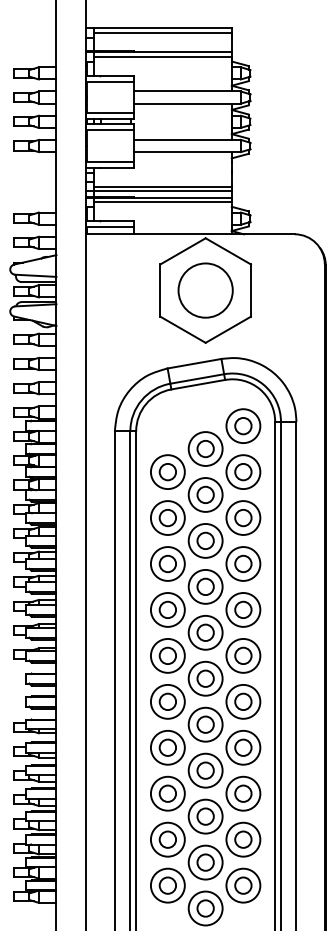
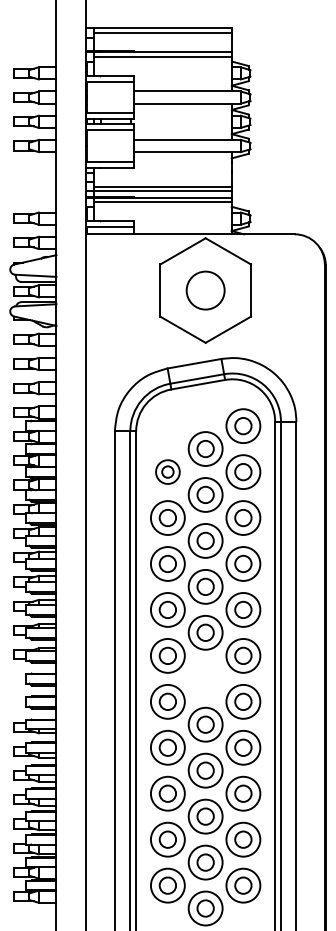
circle diameter: 54 px -> 38 px (205, 290)
part size: 36x36 px -> 26x26 px (167, 471)
part: present -> none (205, 678)
